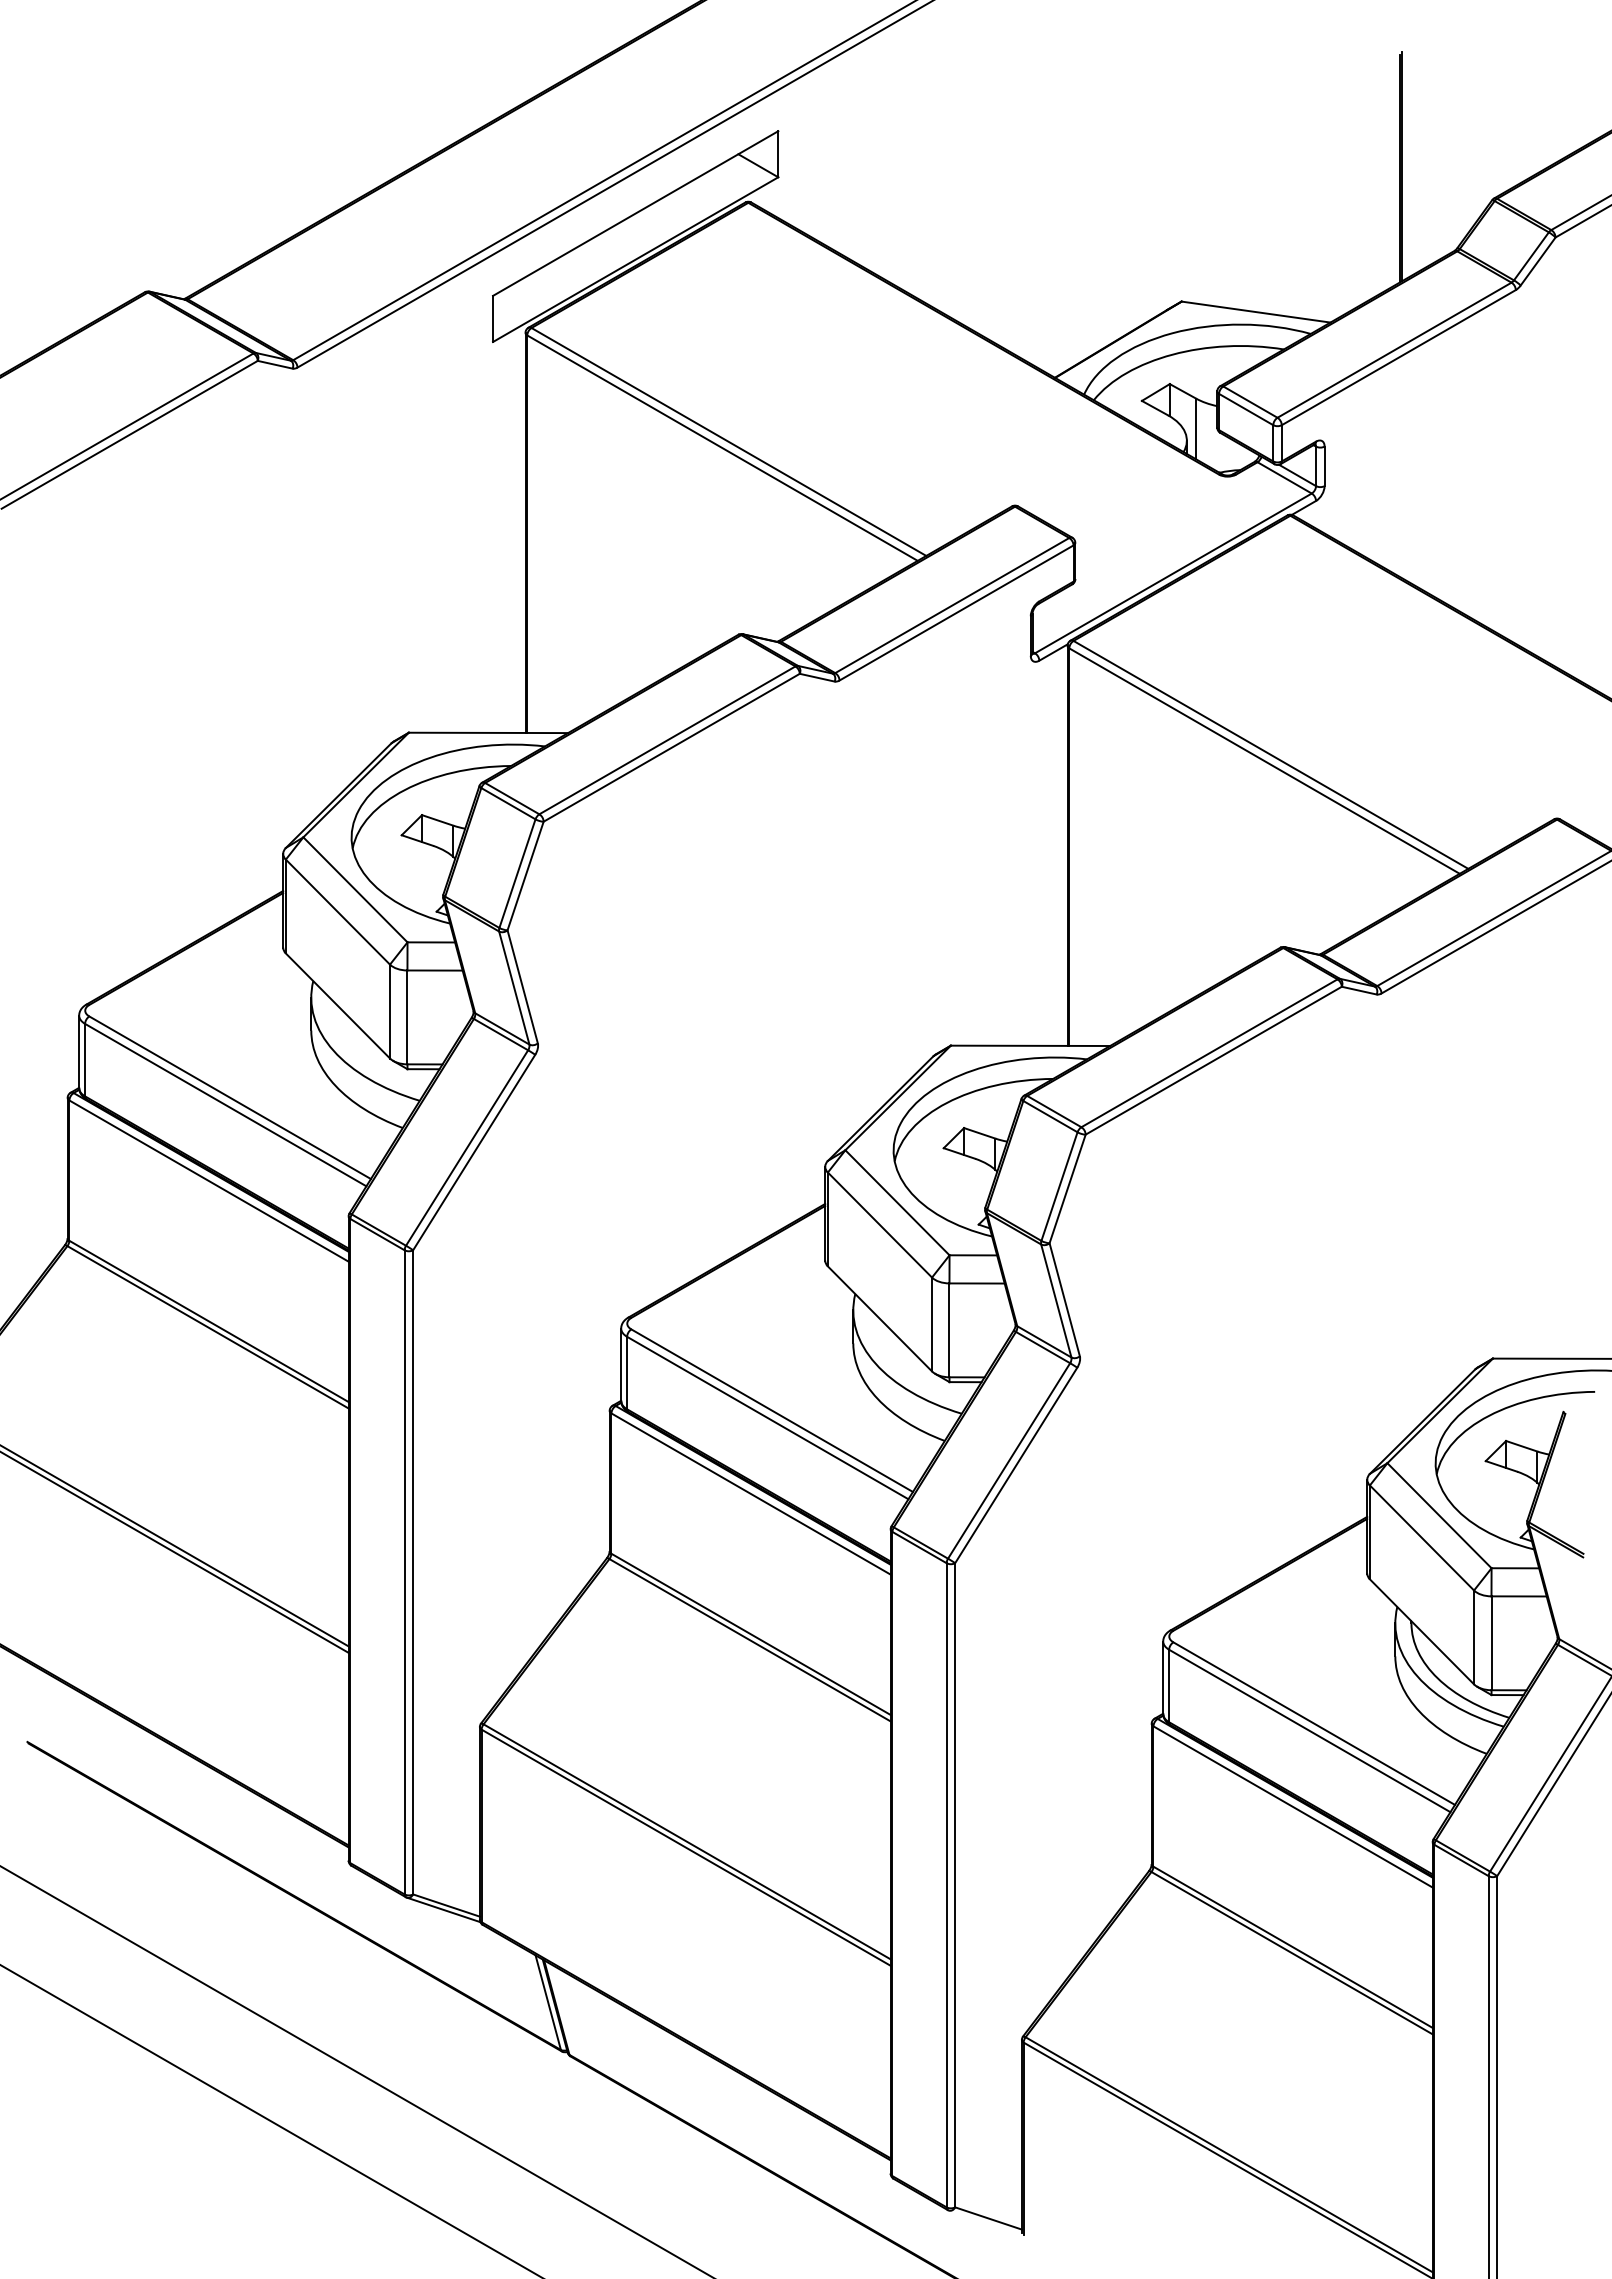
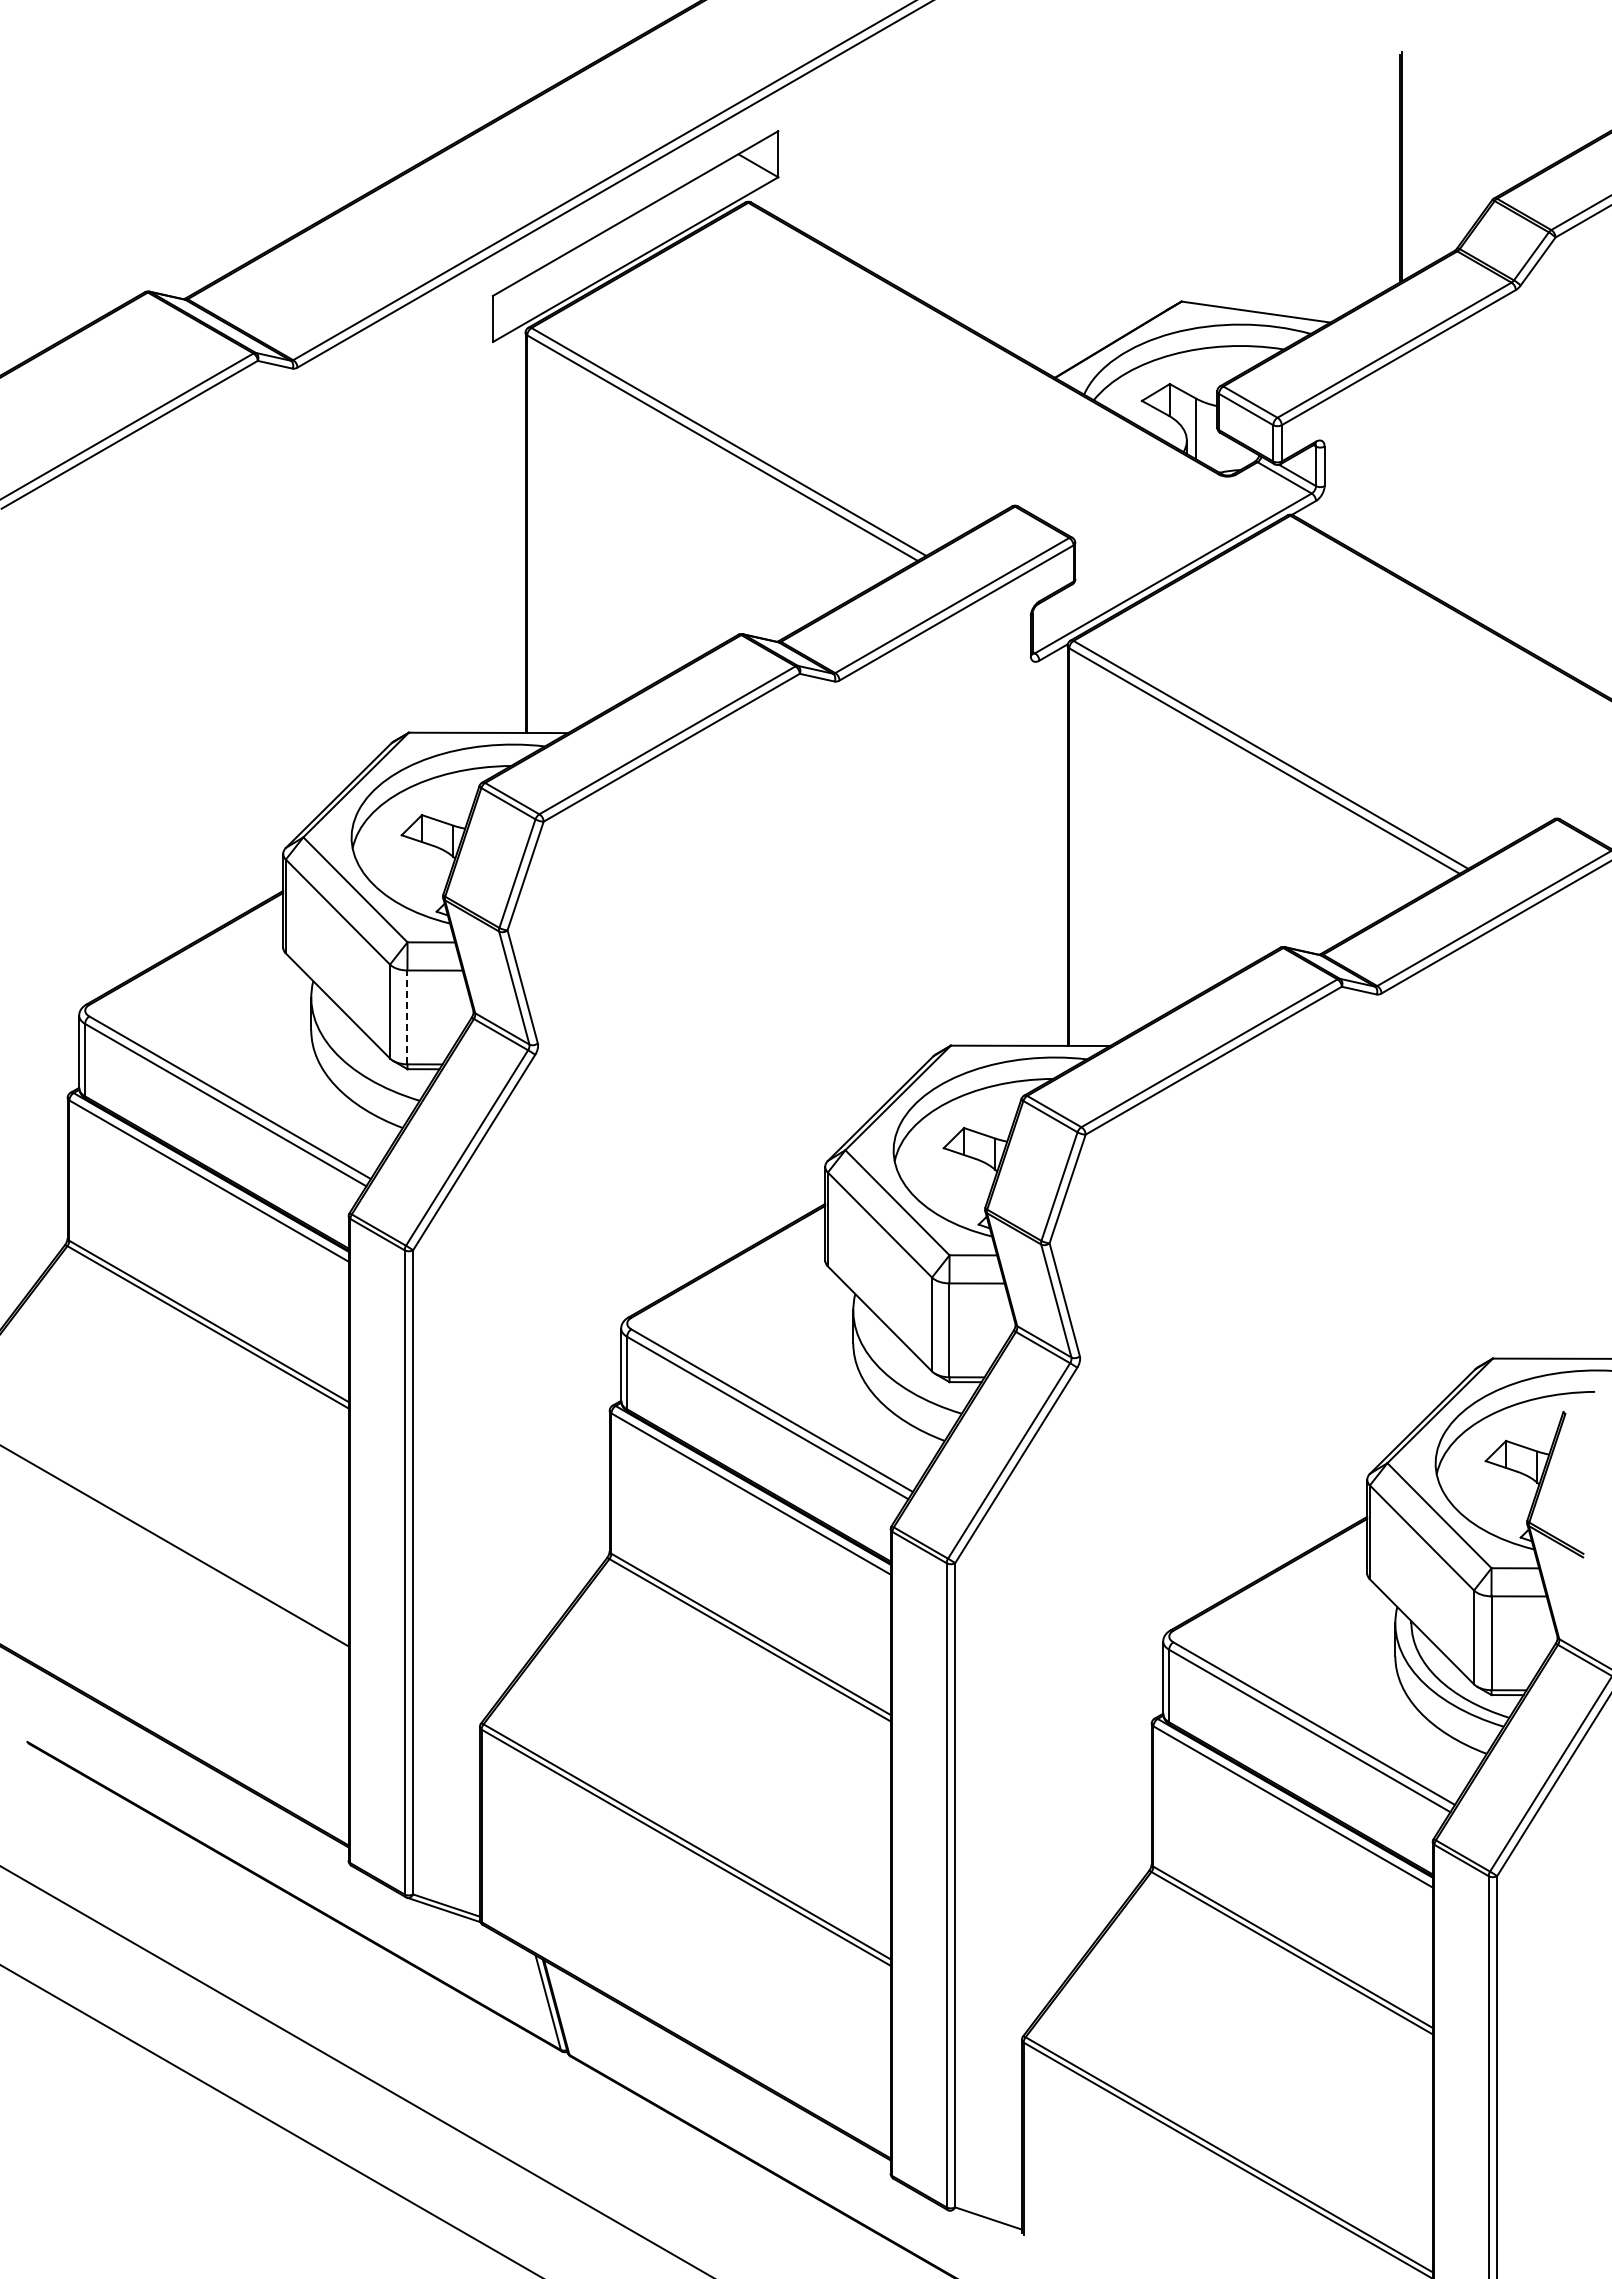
line: solid -> dashed (407, 1017)
line: present -> none (175, 1552)
